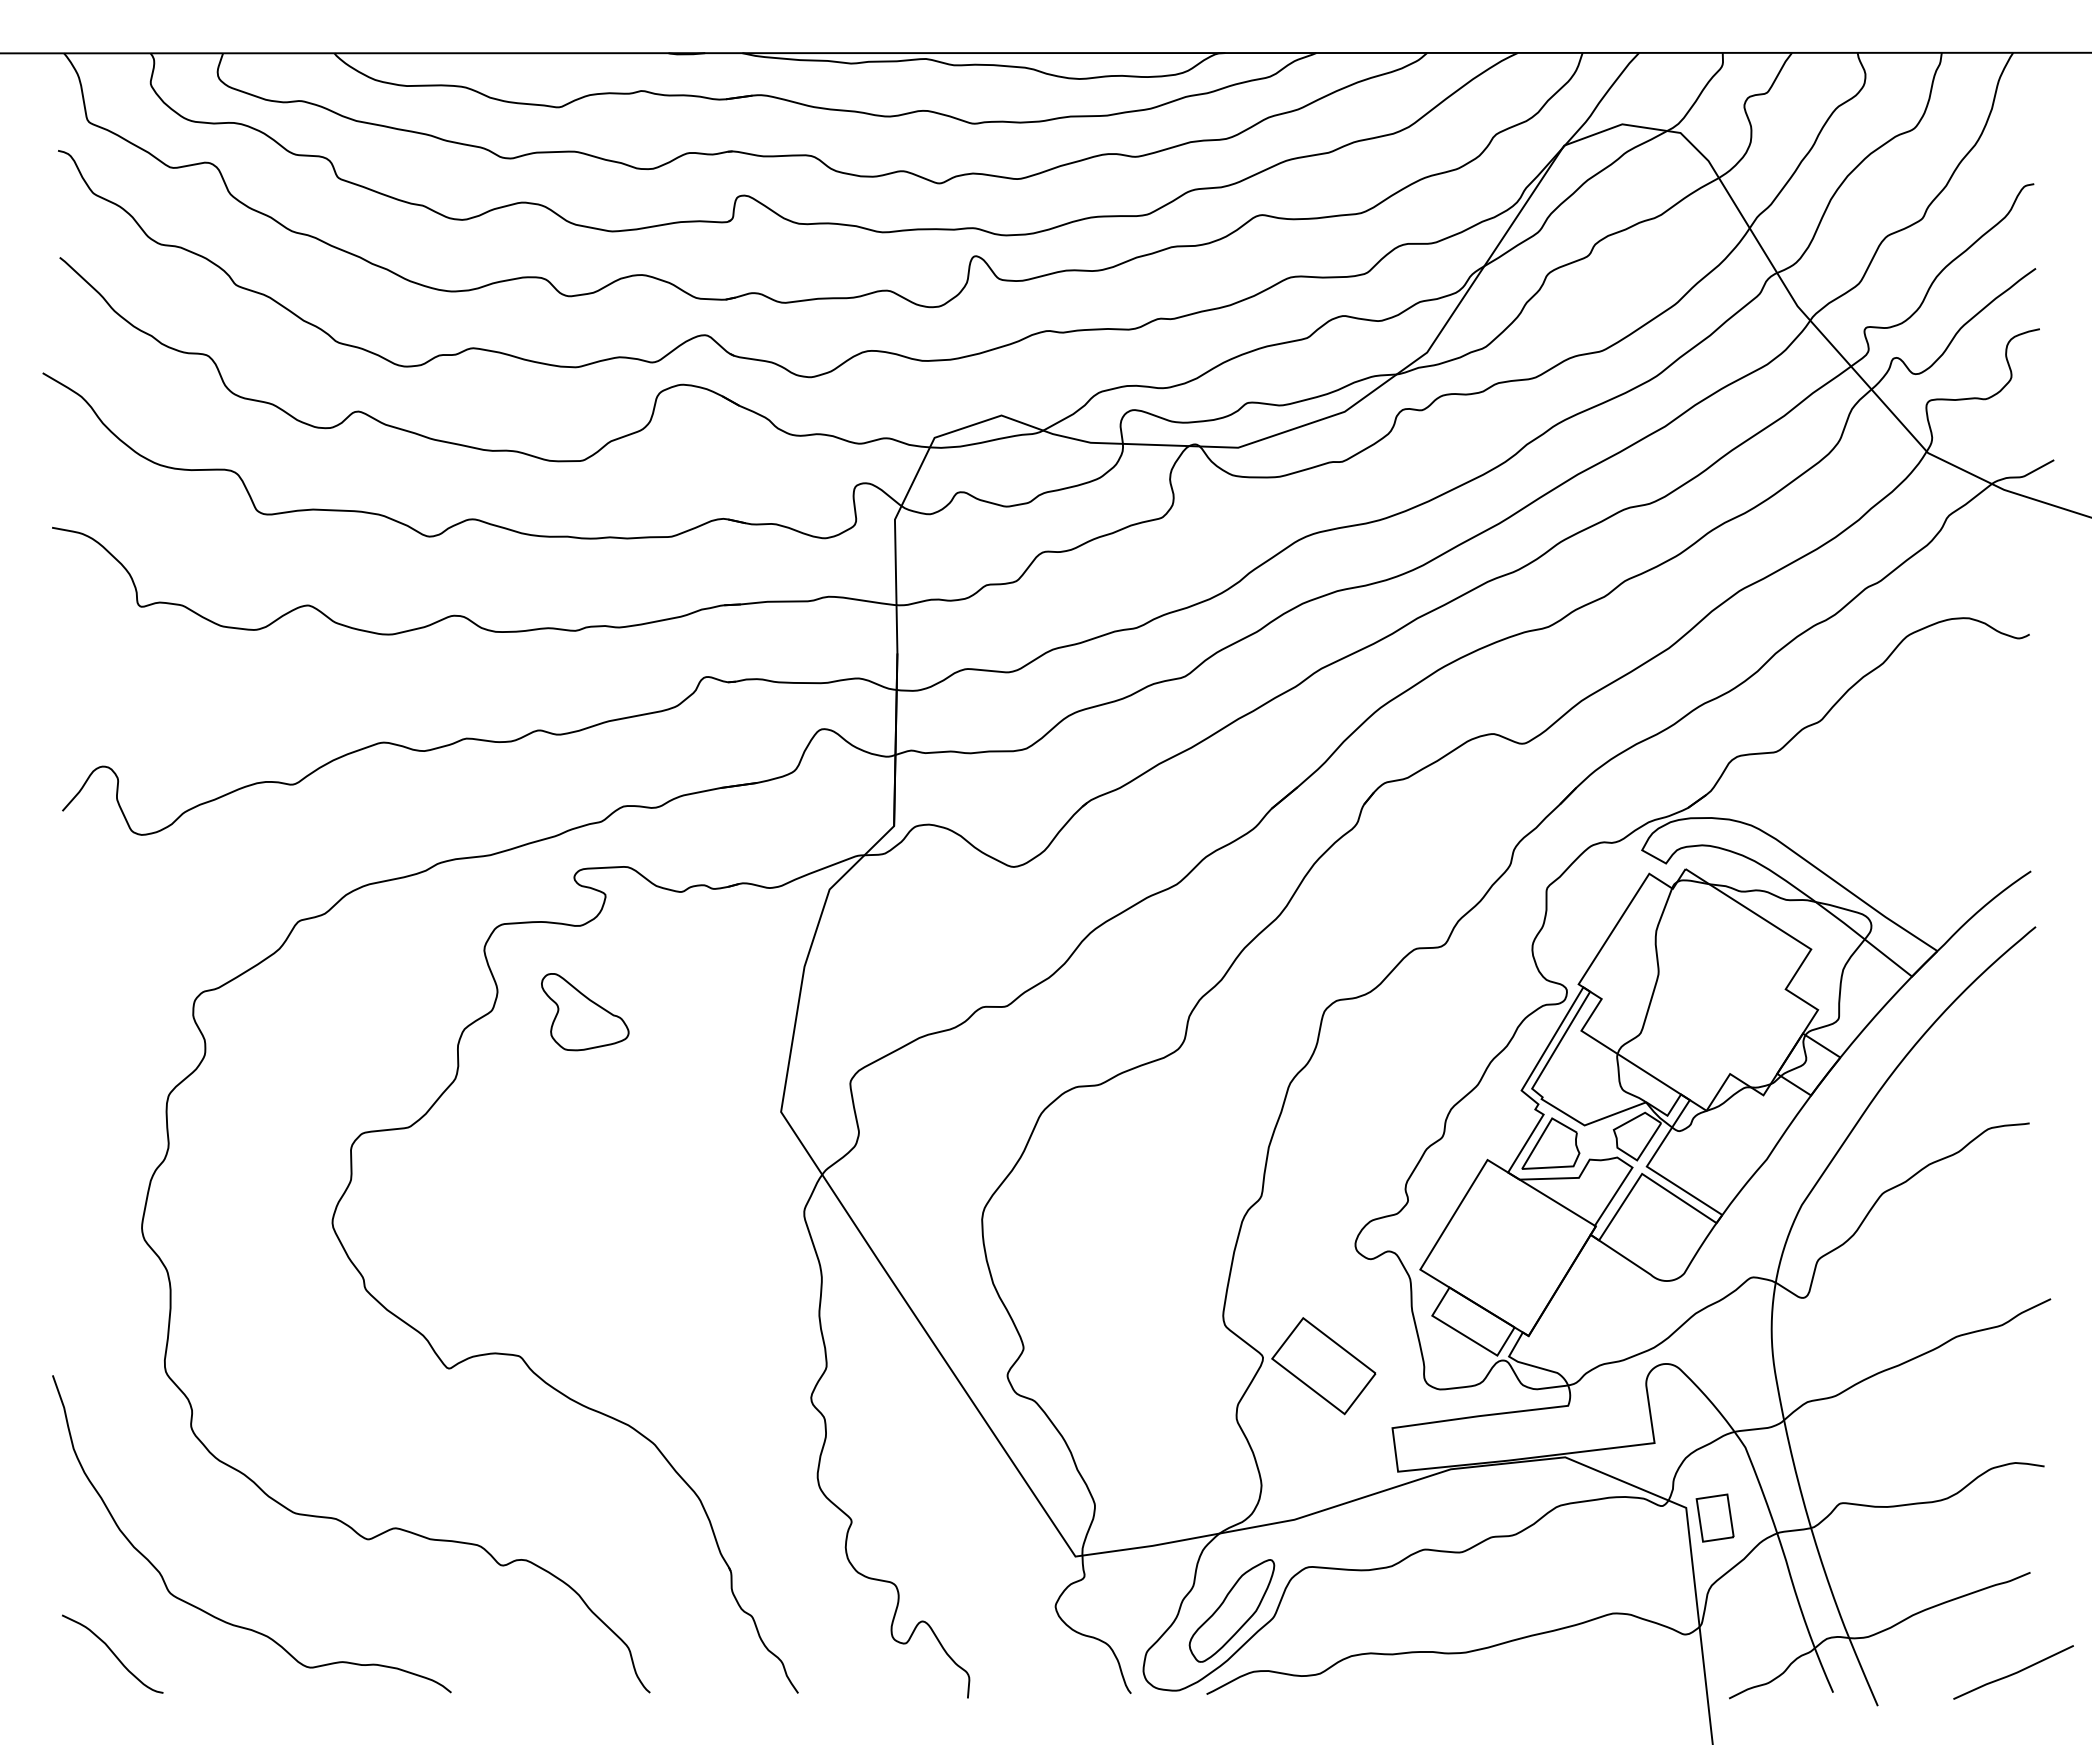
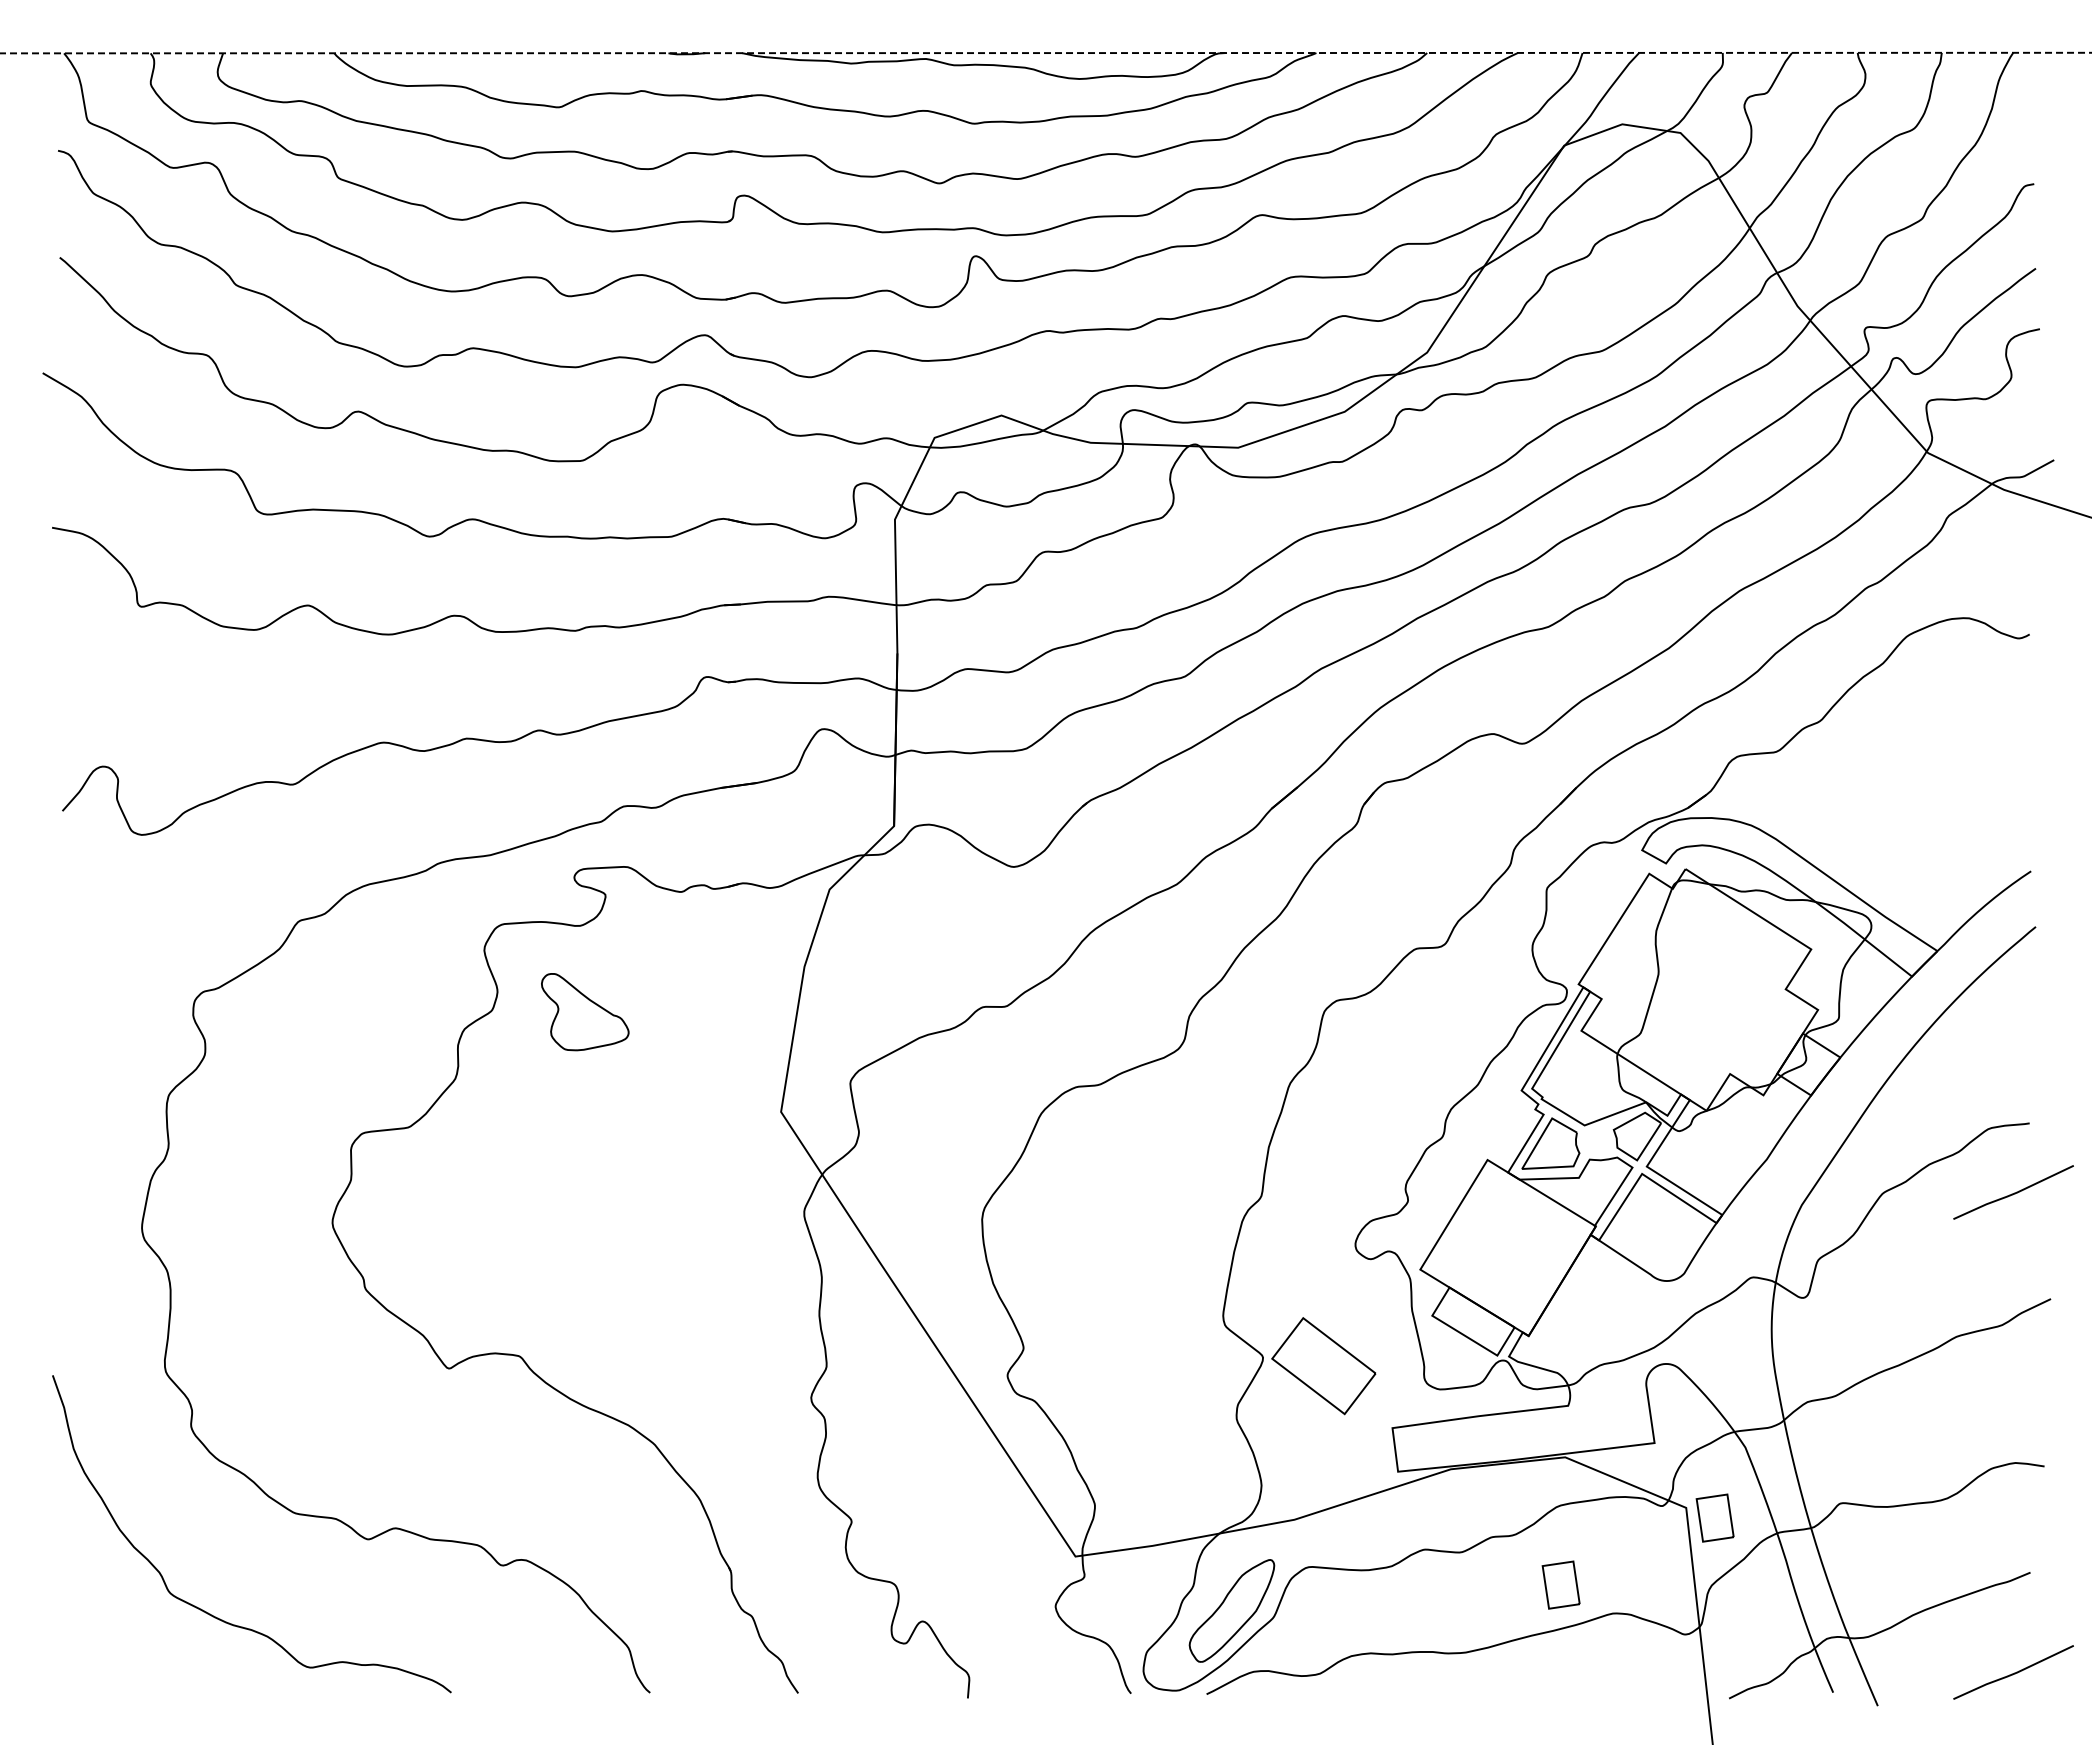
line: solid -> dashed (1046, 53)
line: none -> present (2014, 1192)
part: none -> present (1560, 1584)
curve: present -> none (112, 1653)
